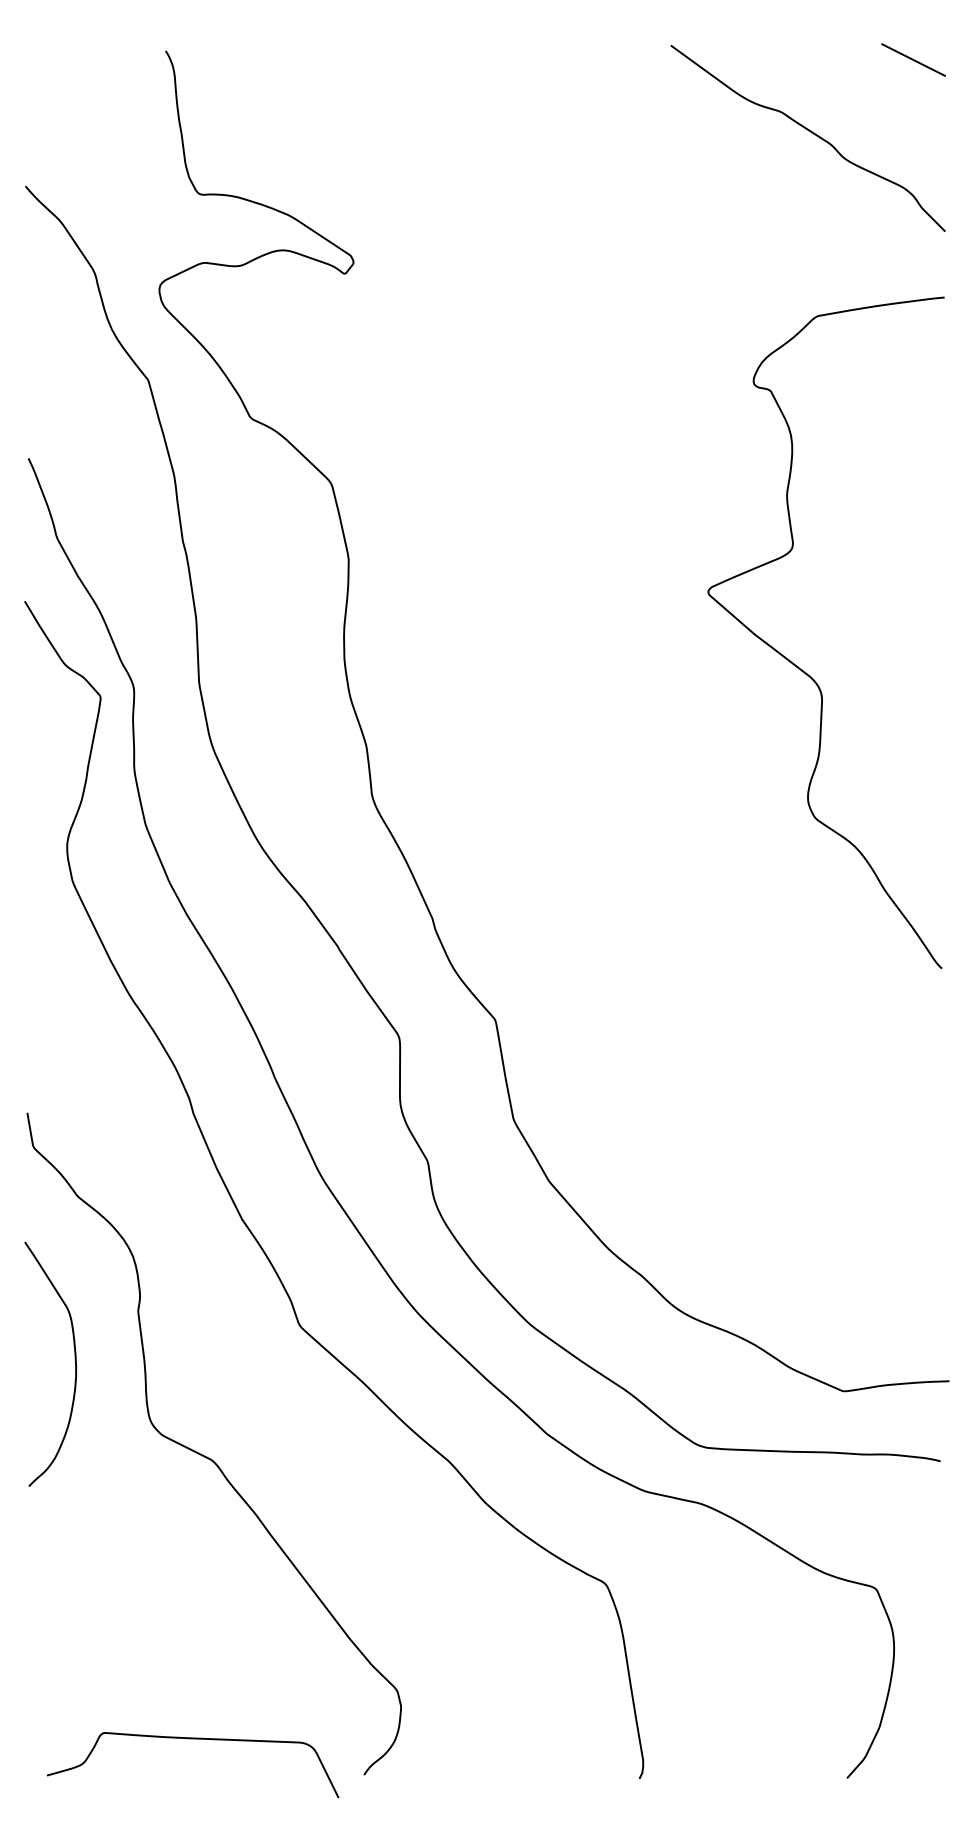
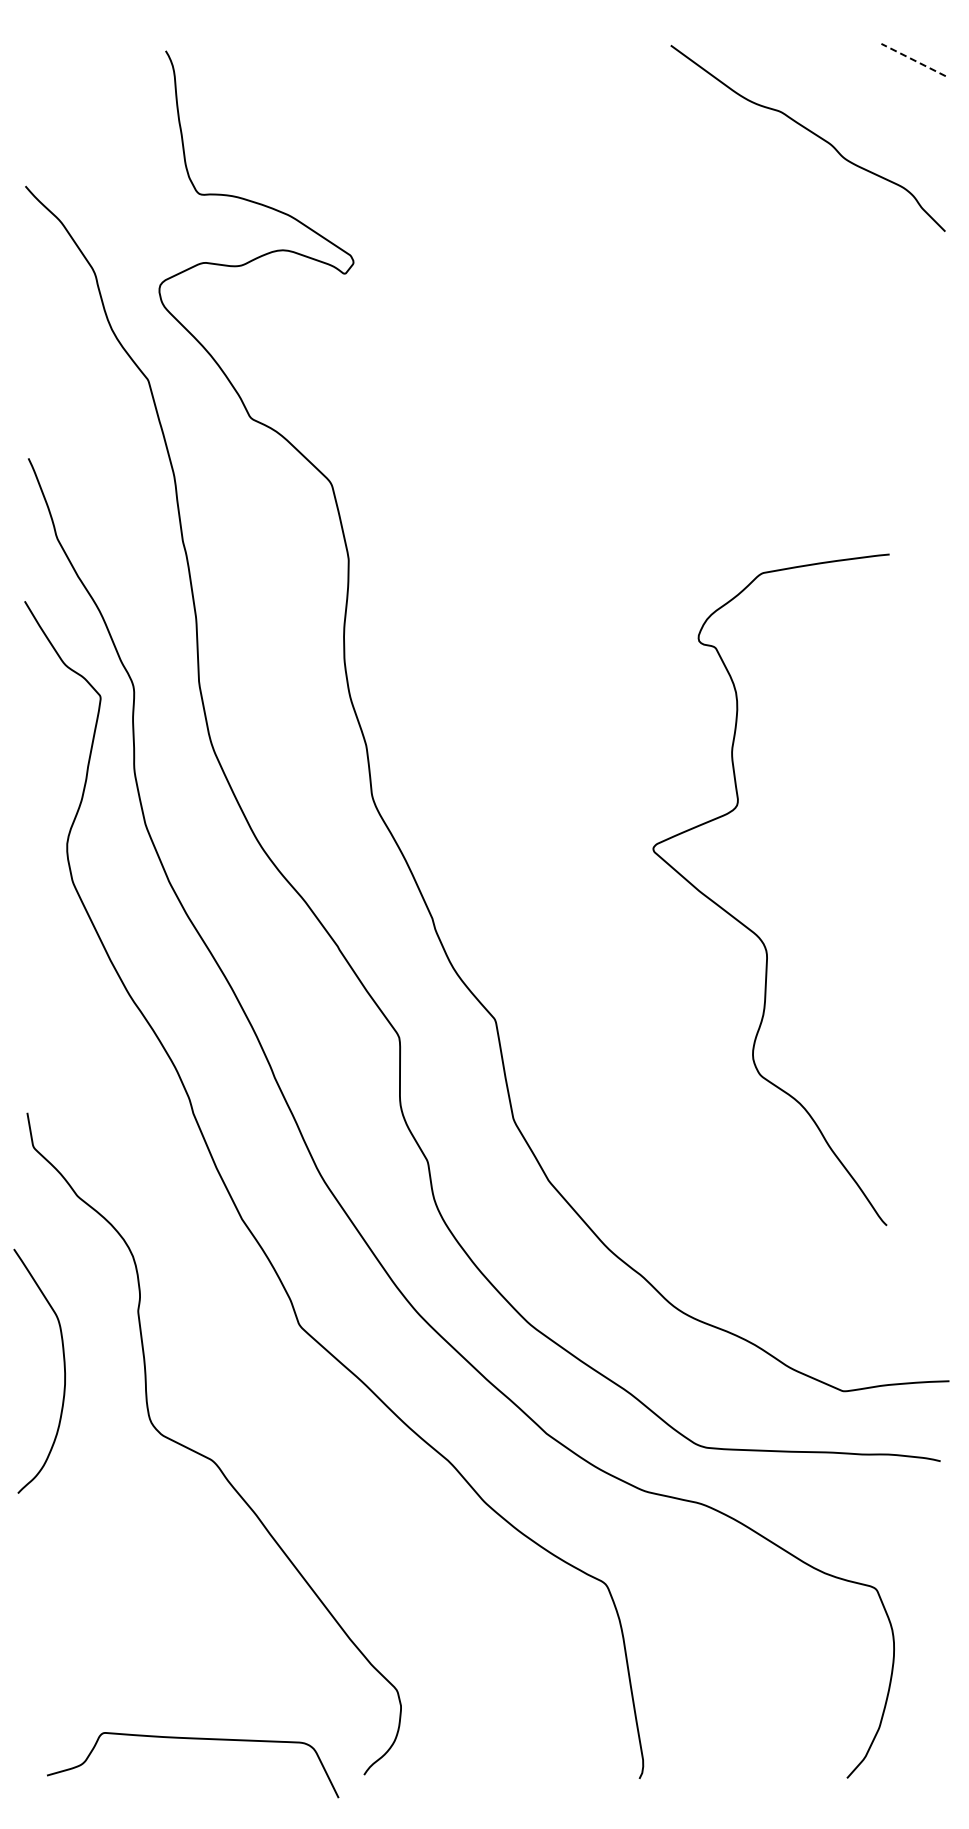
line: solid -> dashed (913, 59)
curve position: (797, 665) -> (742, 922) (742, 922)
curve position: (74, 1359) -> (63, 1366) (63, 1366)
